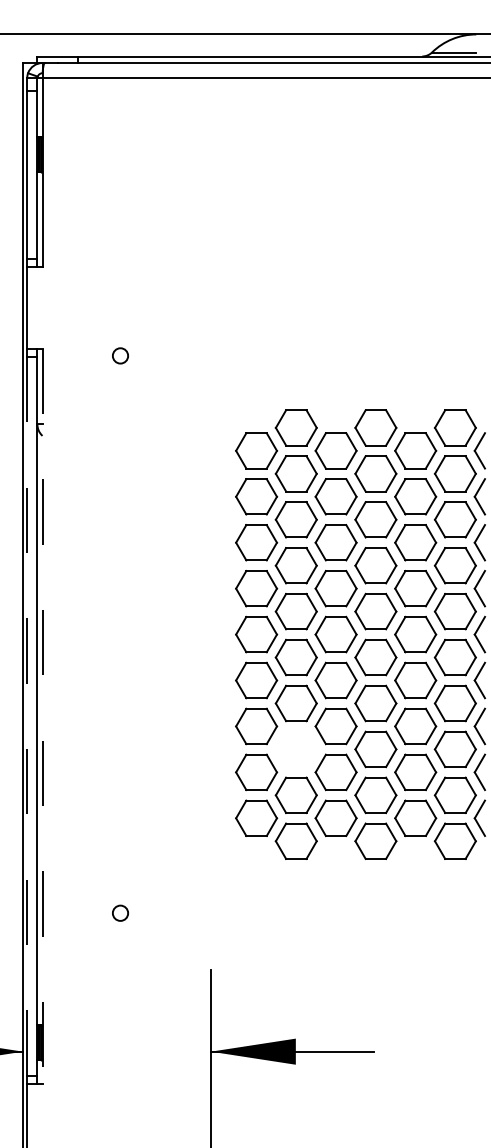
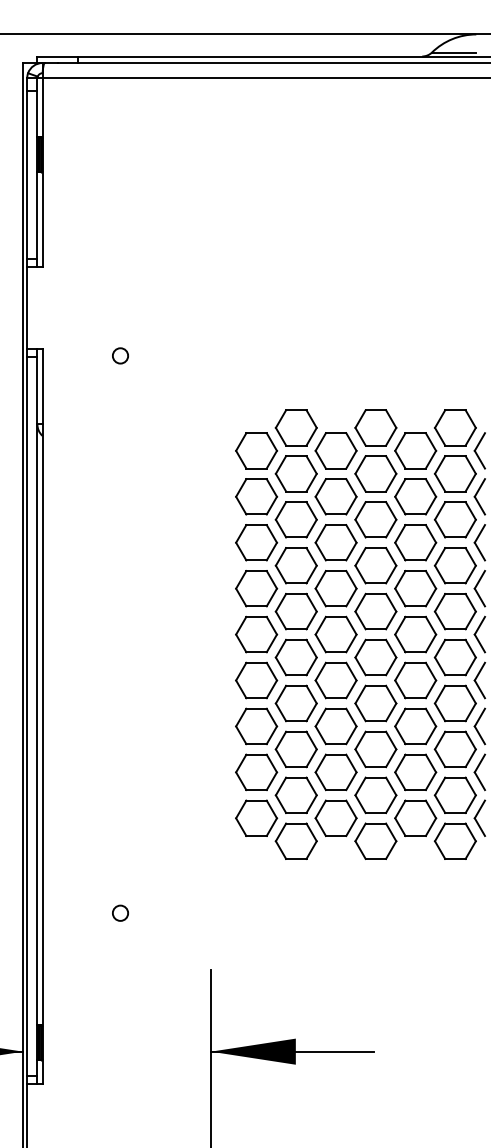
line: dashed -> solid (27, 715)
line: dashed -> solid (42, 716)
part: none -> present (295, 749)
